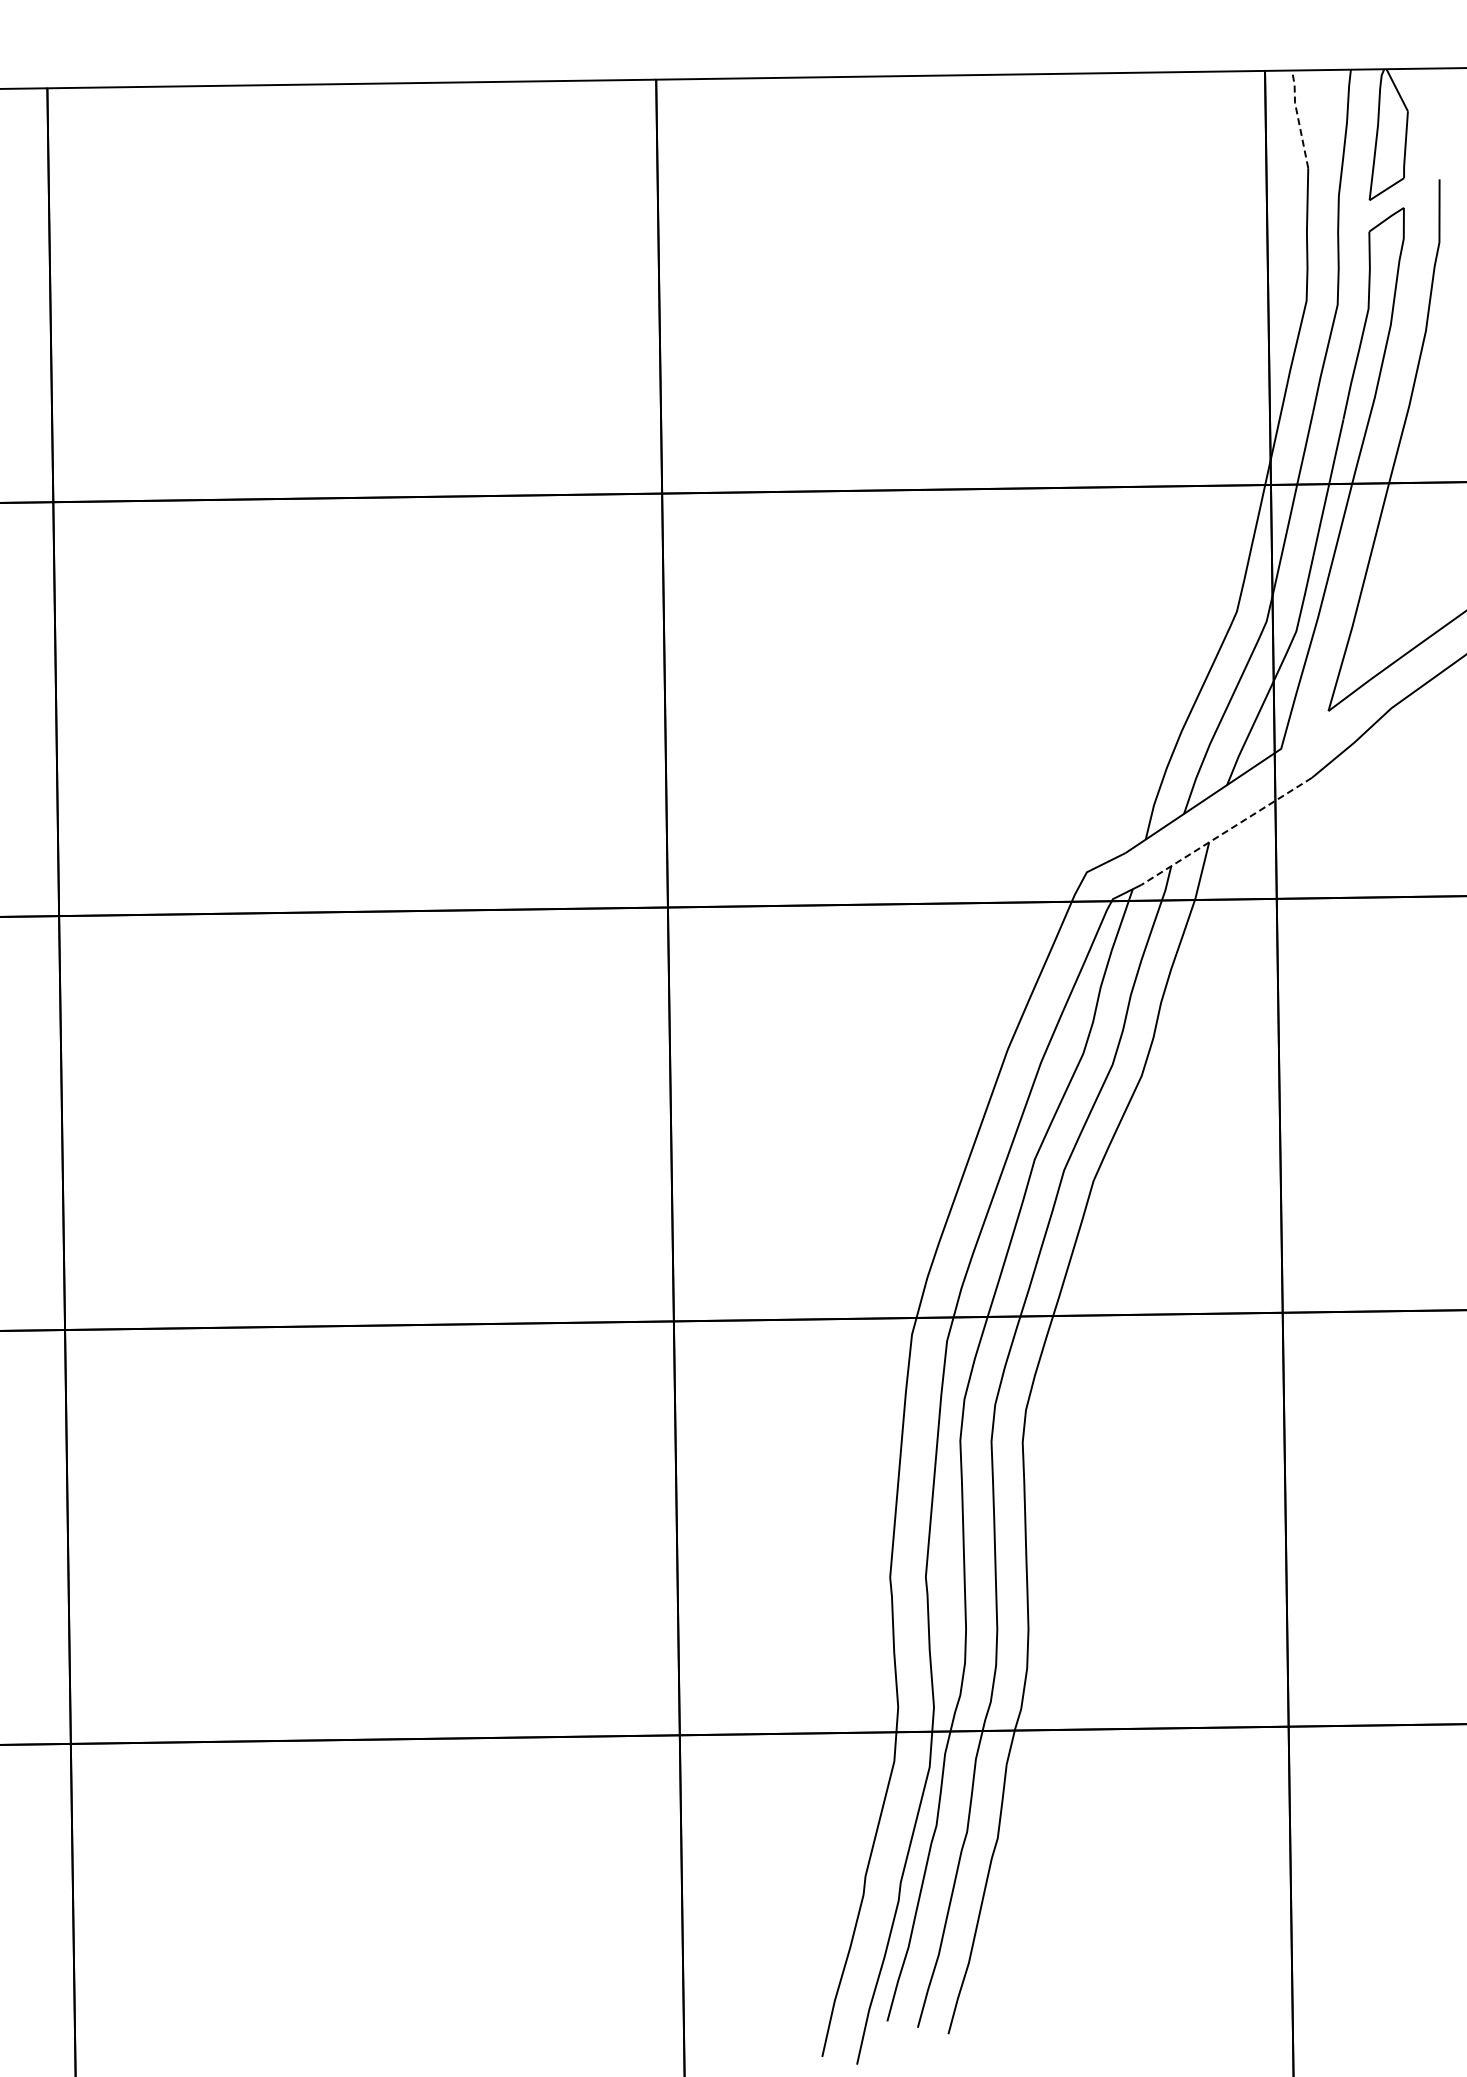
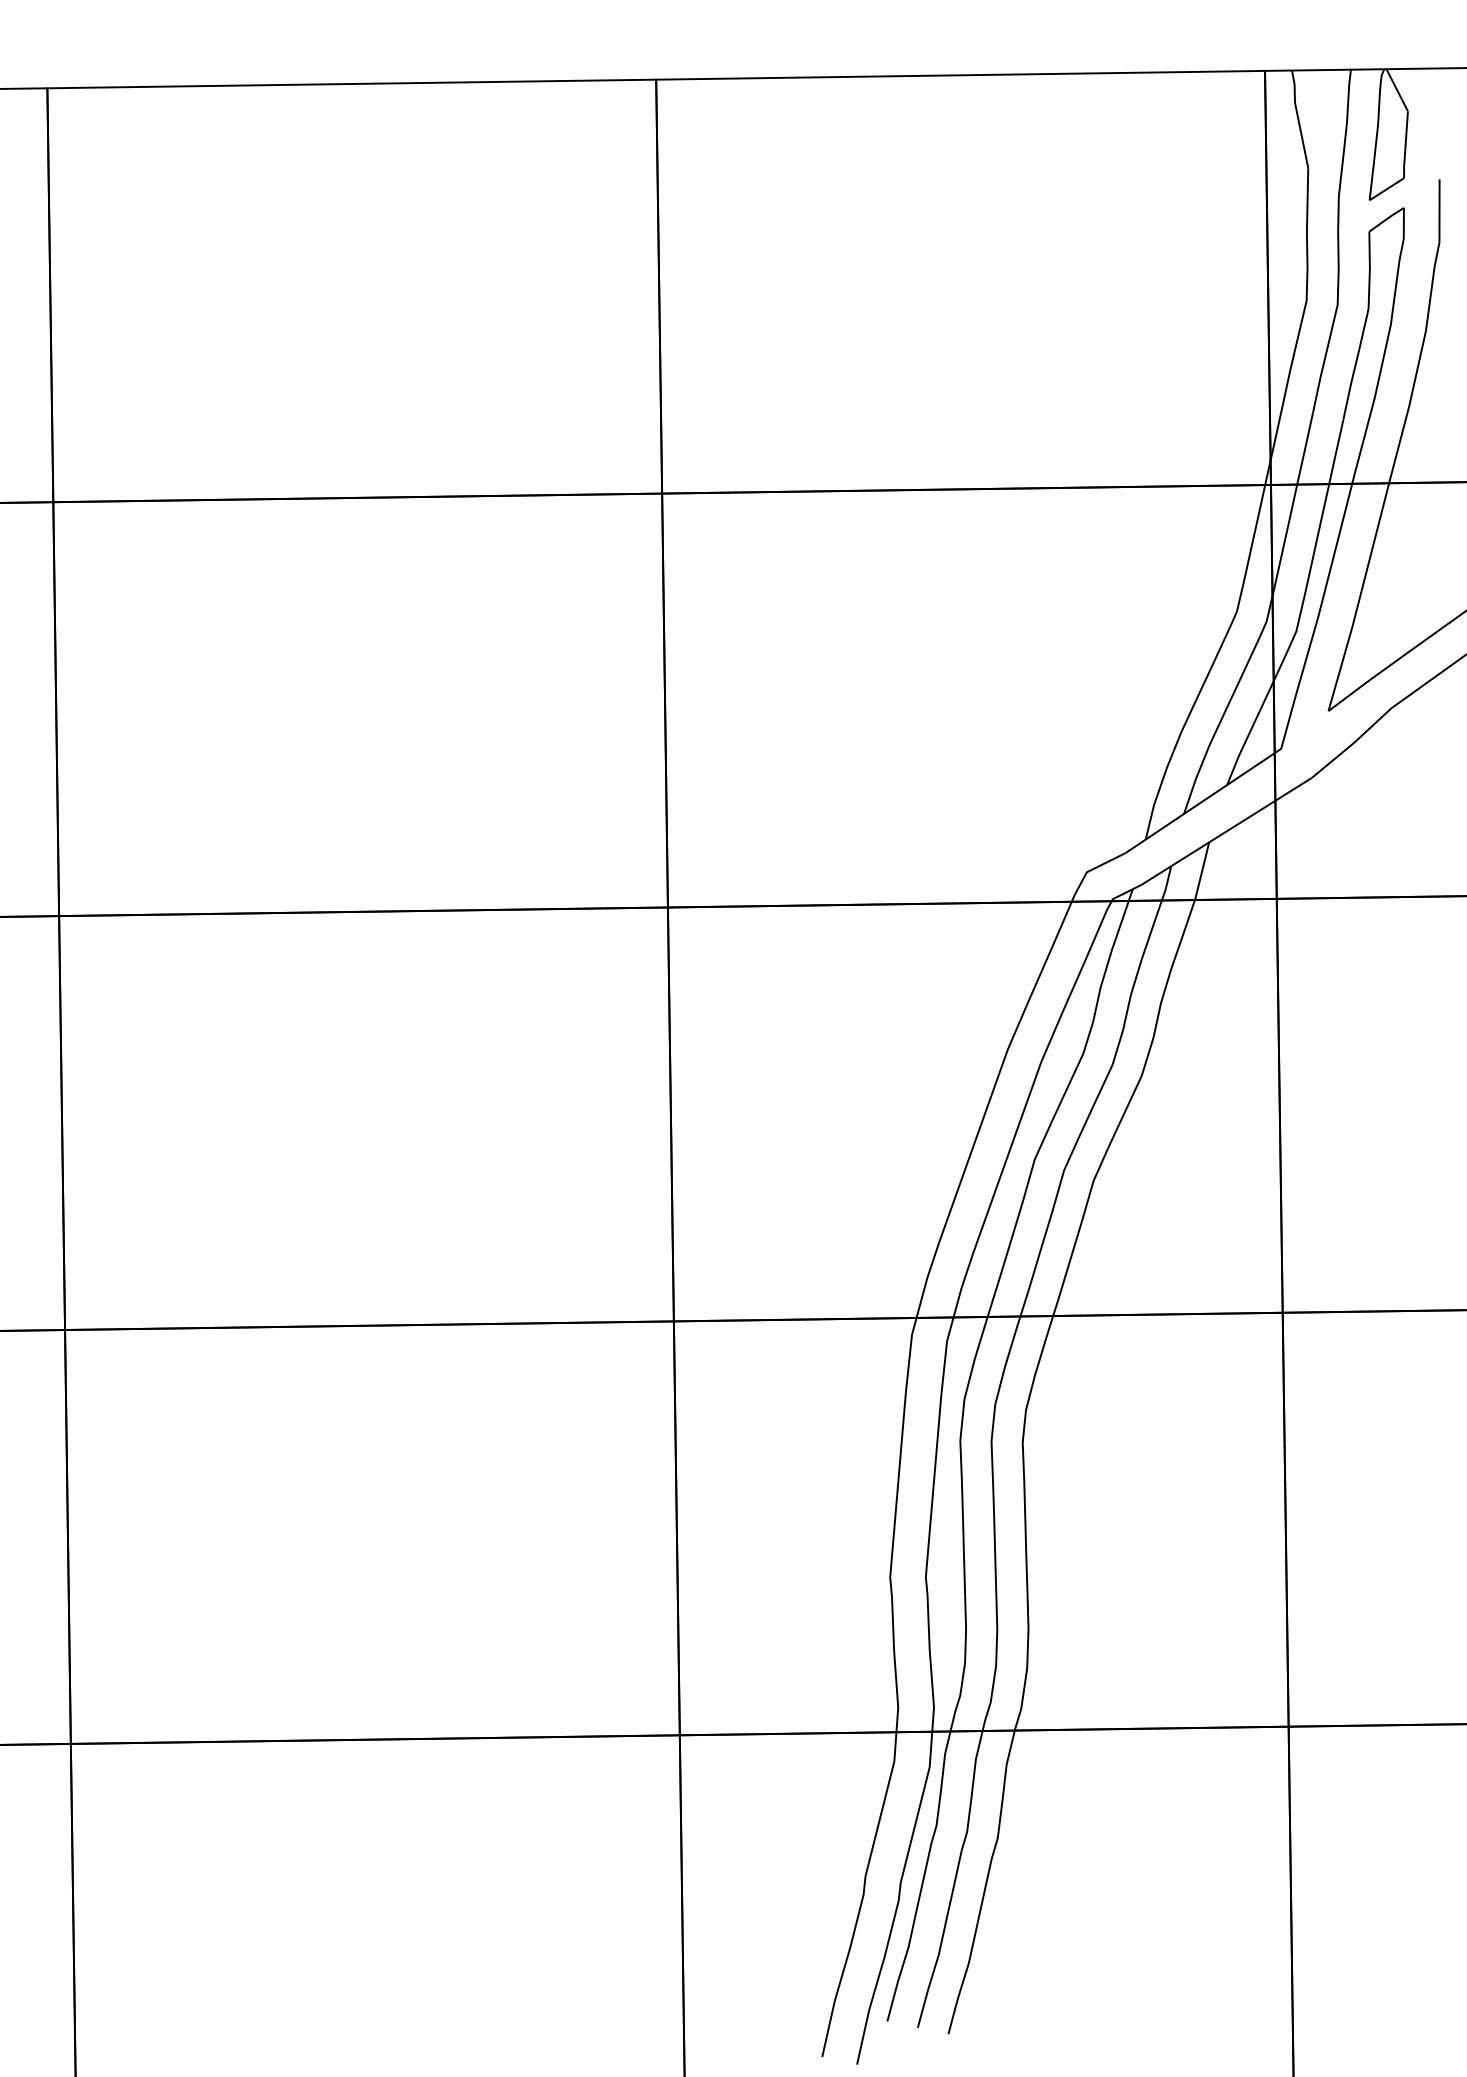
line: dashed -> solid (1298, 117)
line: dashed -> solid (1226, 831)
